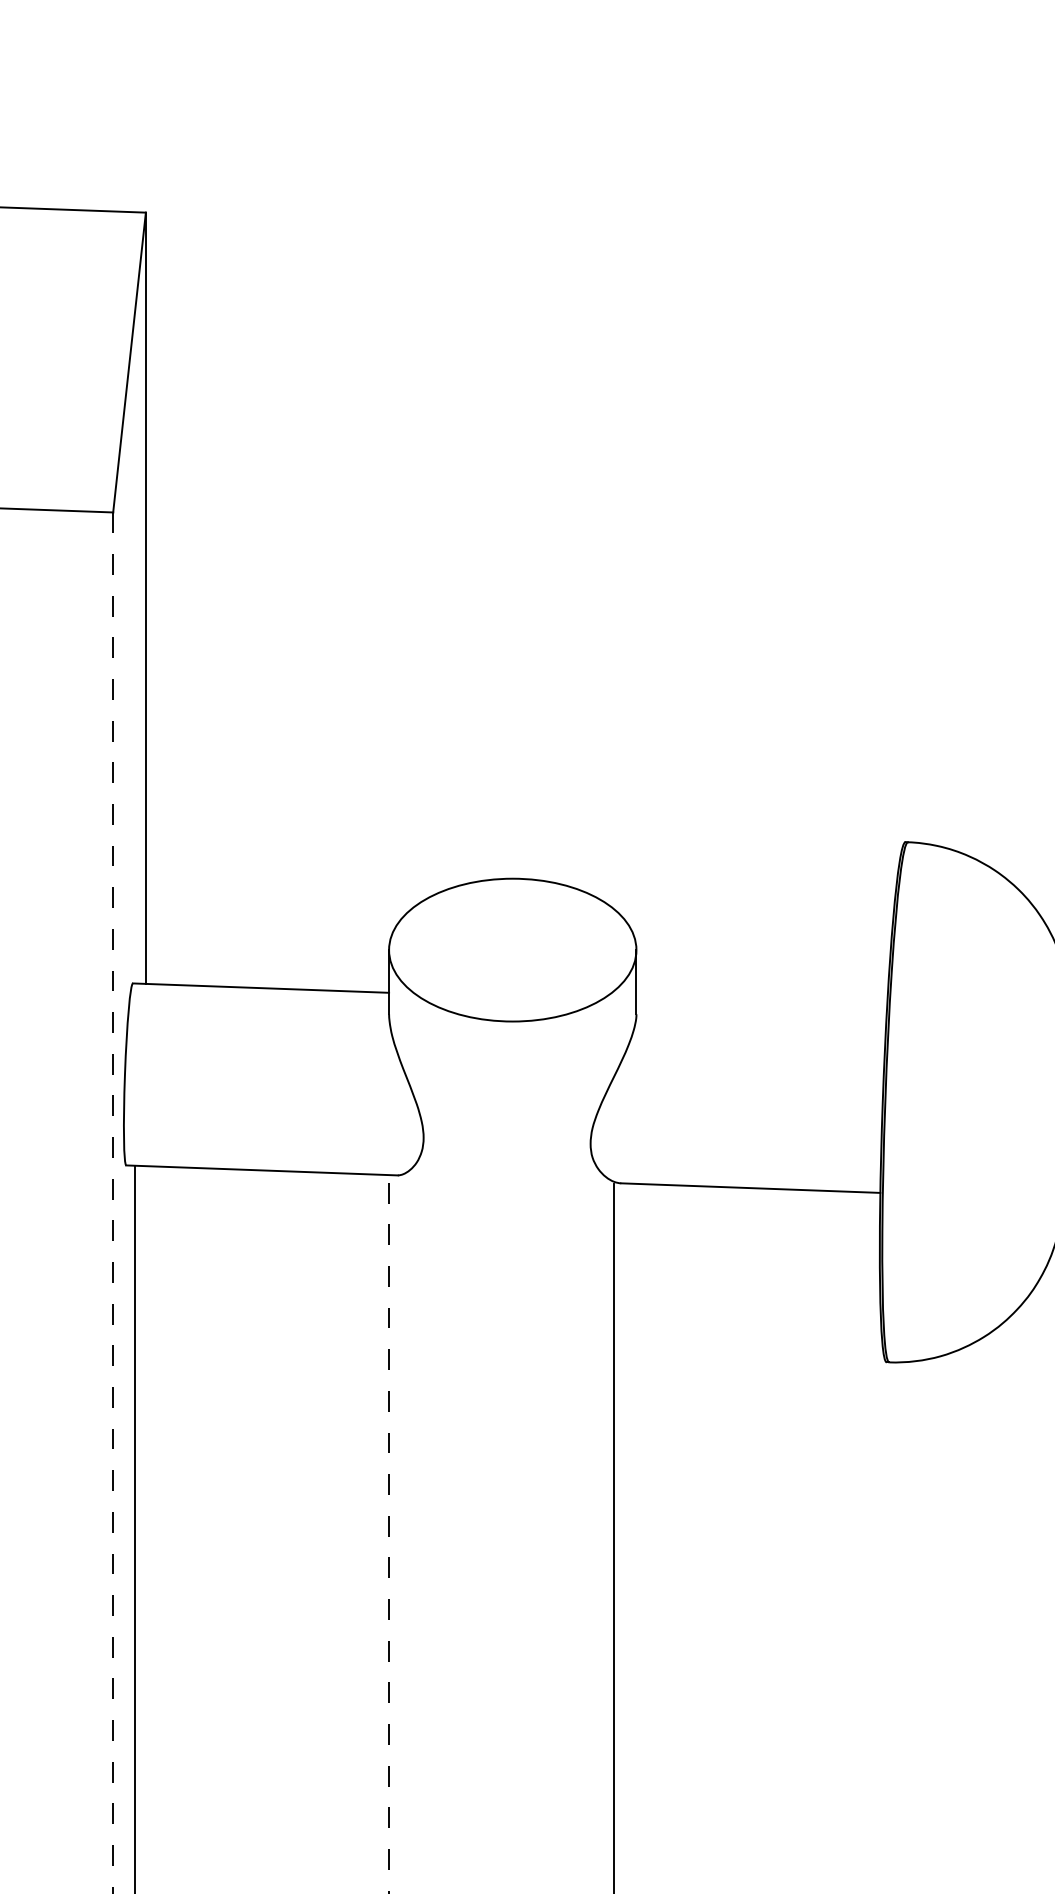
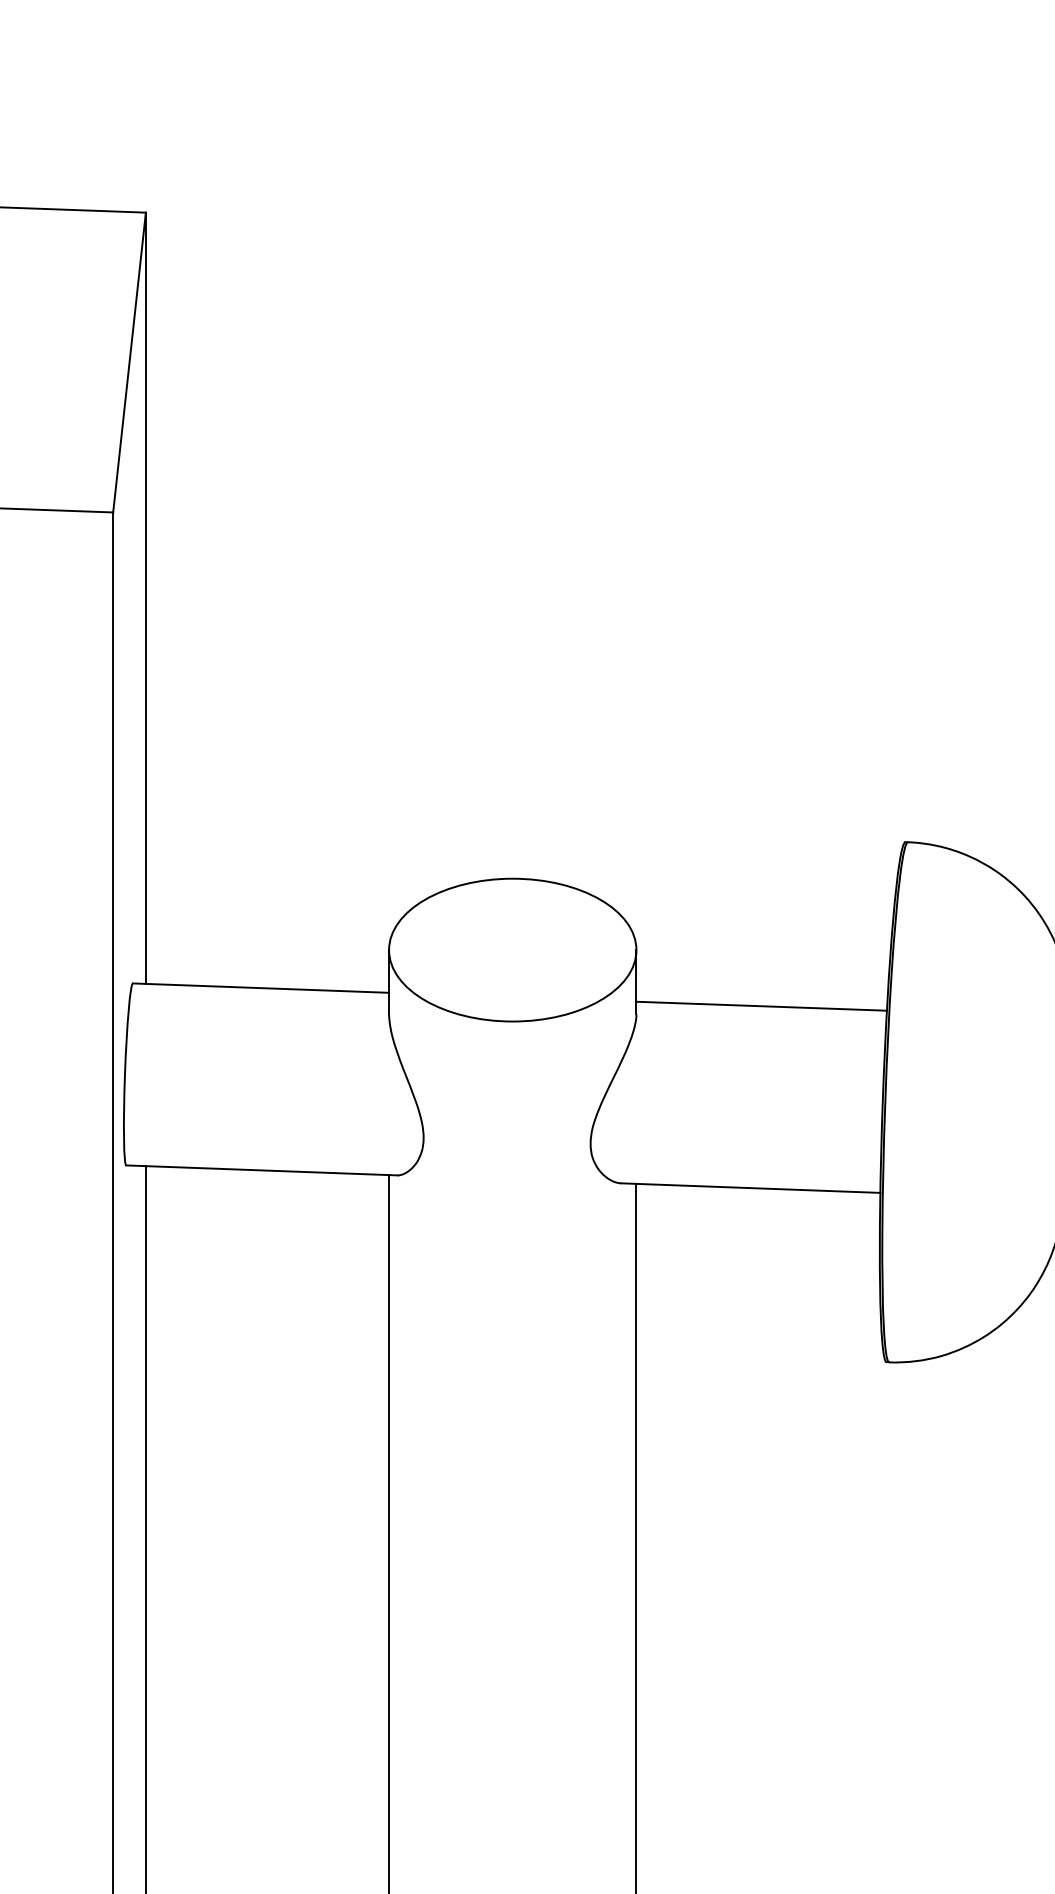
line: none -> present (761, 1005)
line: dashed -> solid (113, 1203)
line position: (134, 1528) -> (145, 1528) (145, 1528)
line: dashed -> solid (389, 1533)
line position: (614, 1536) -> (636, 1536) (636, 1536)
